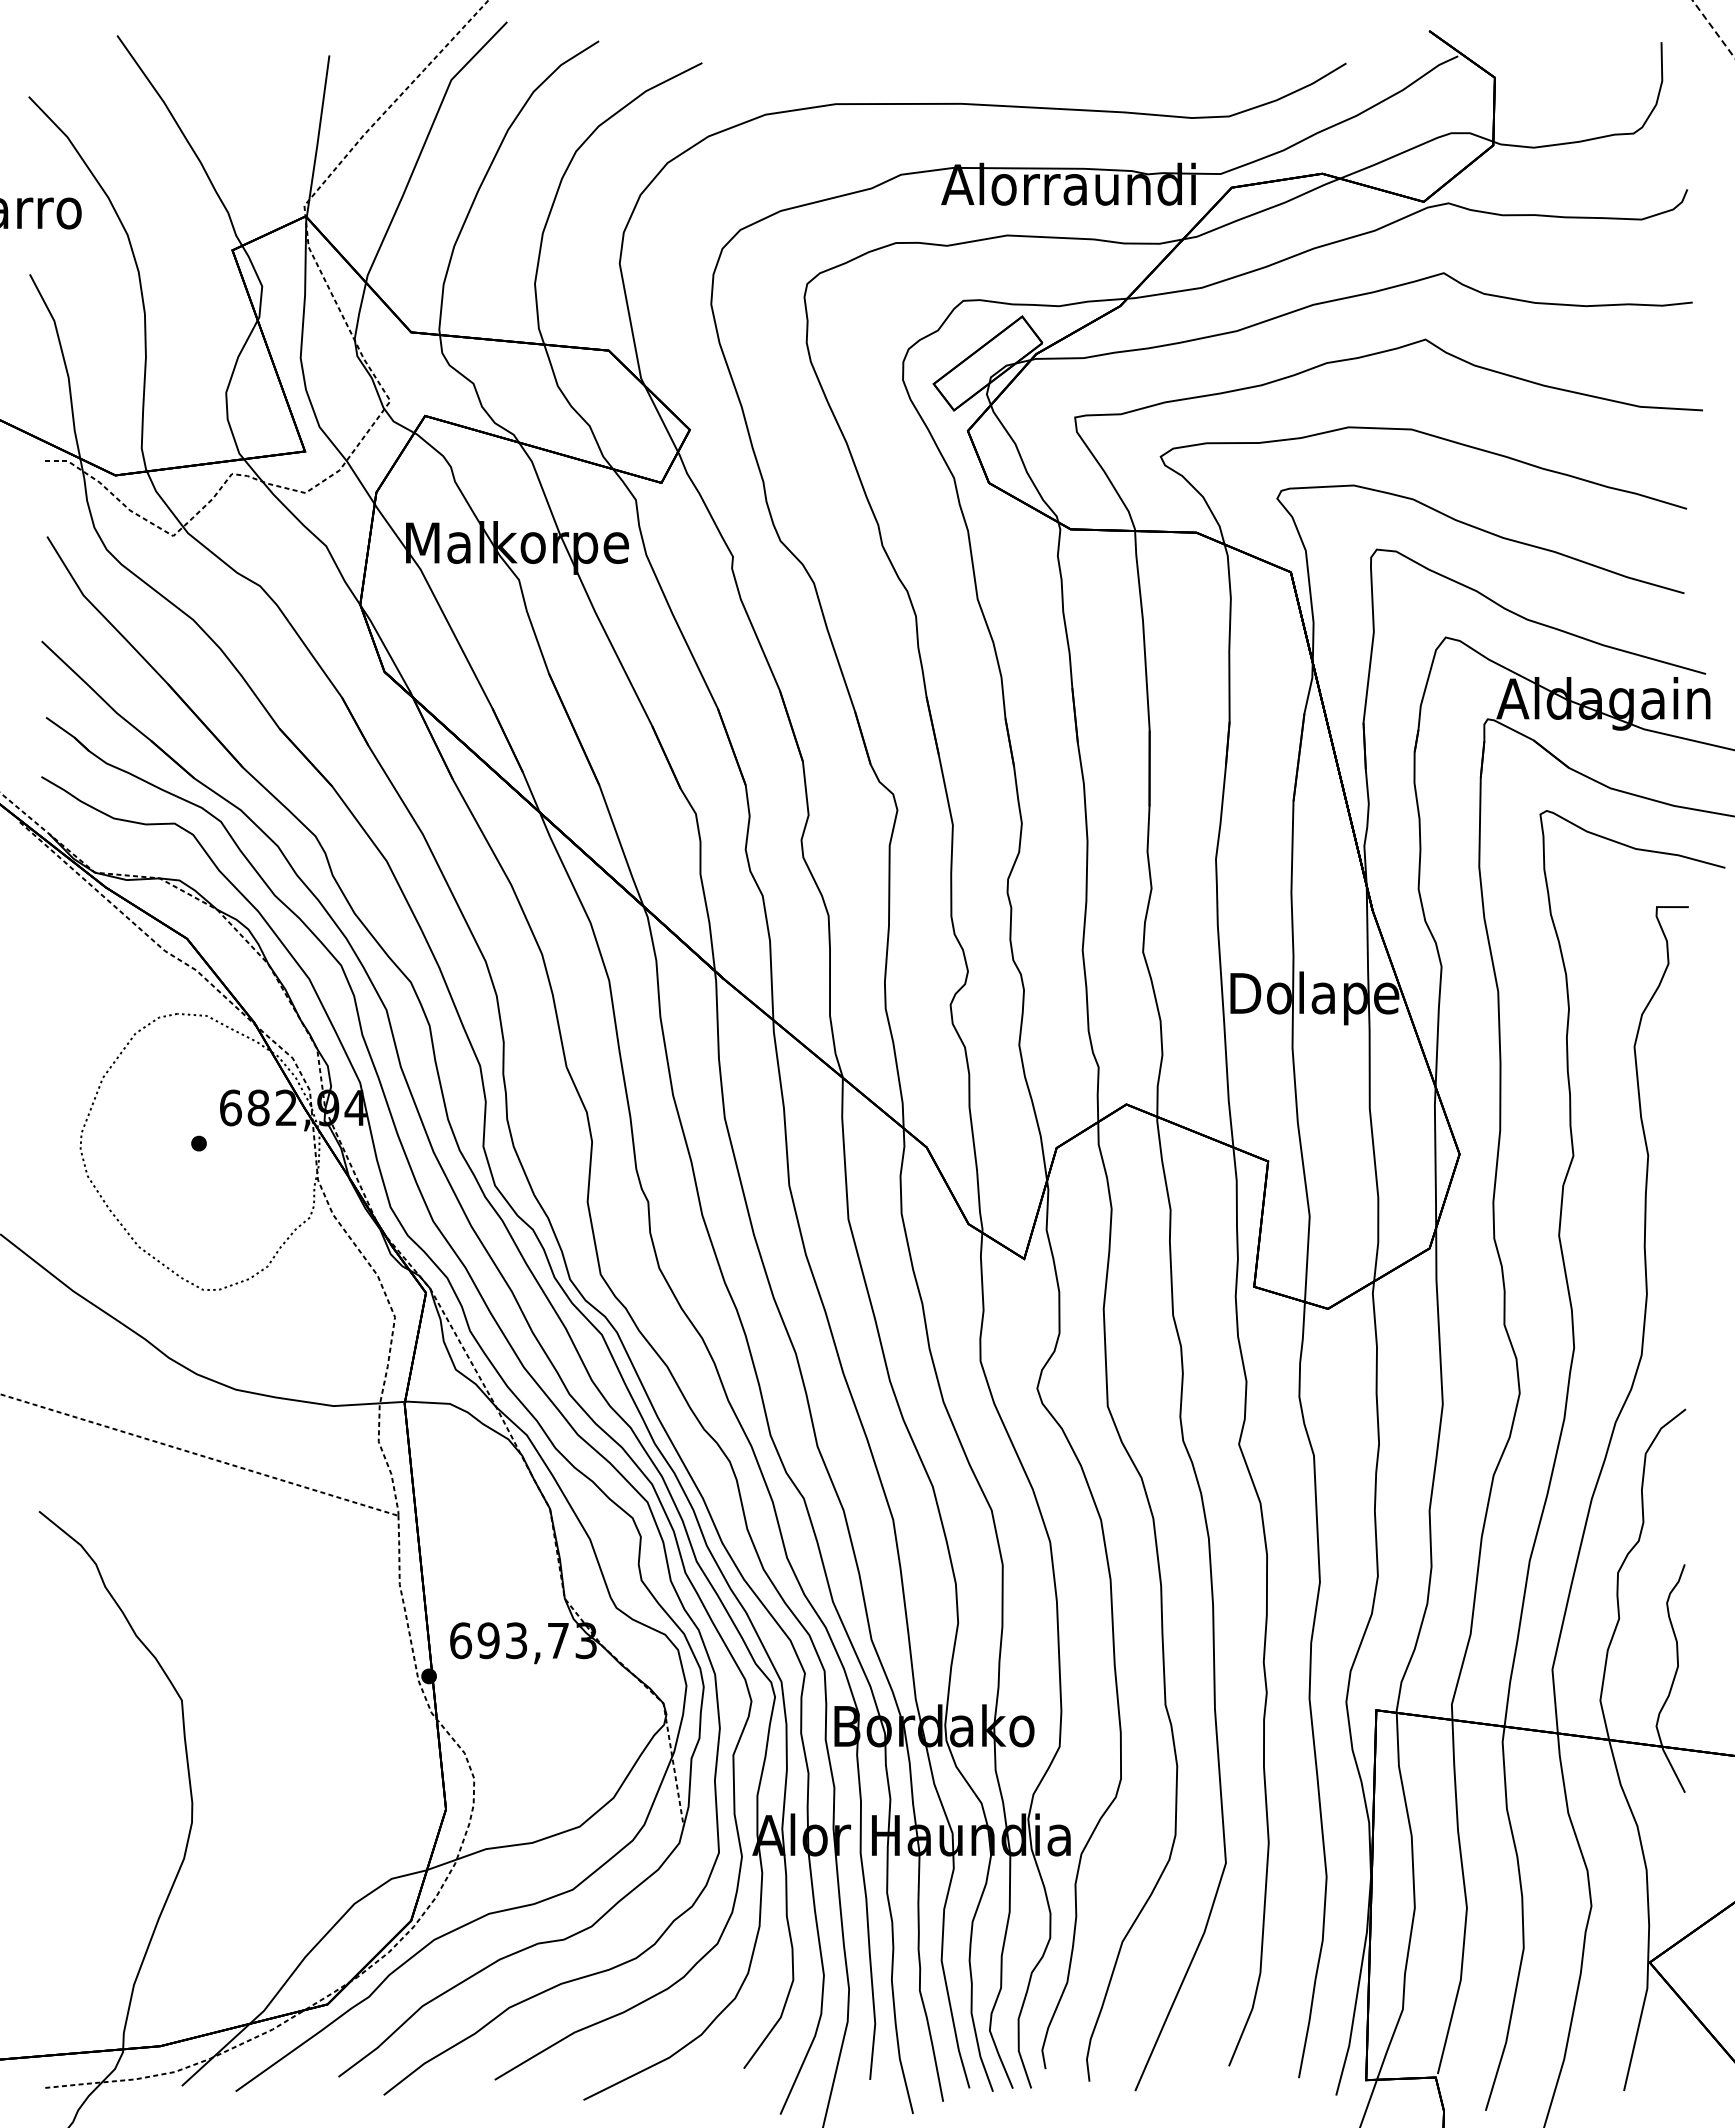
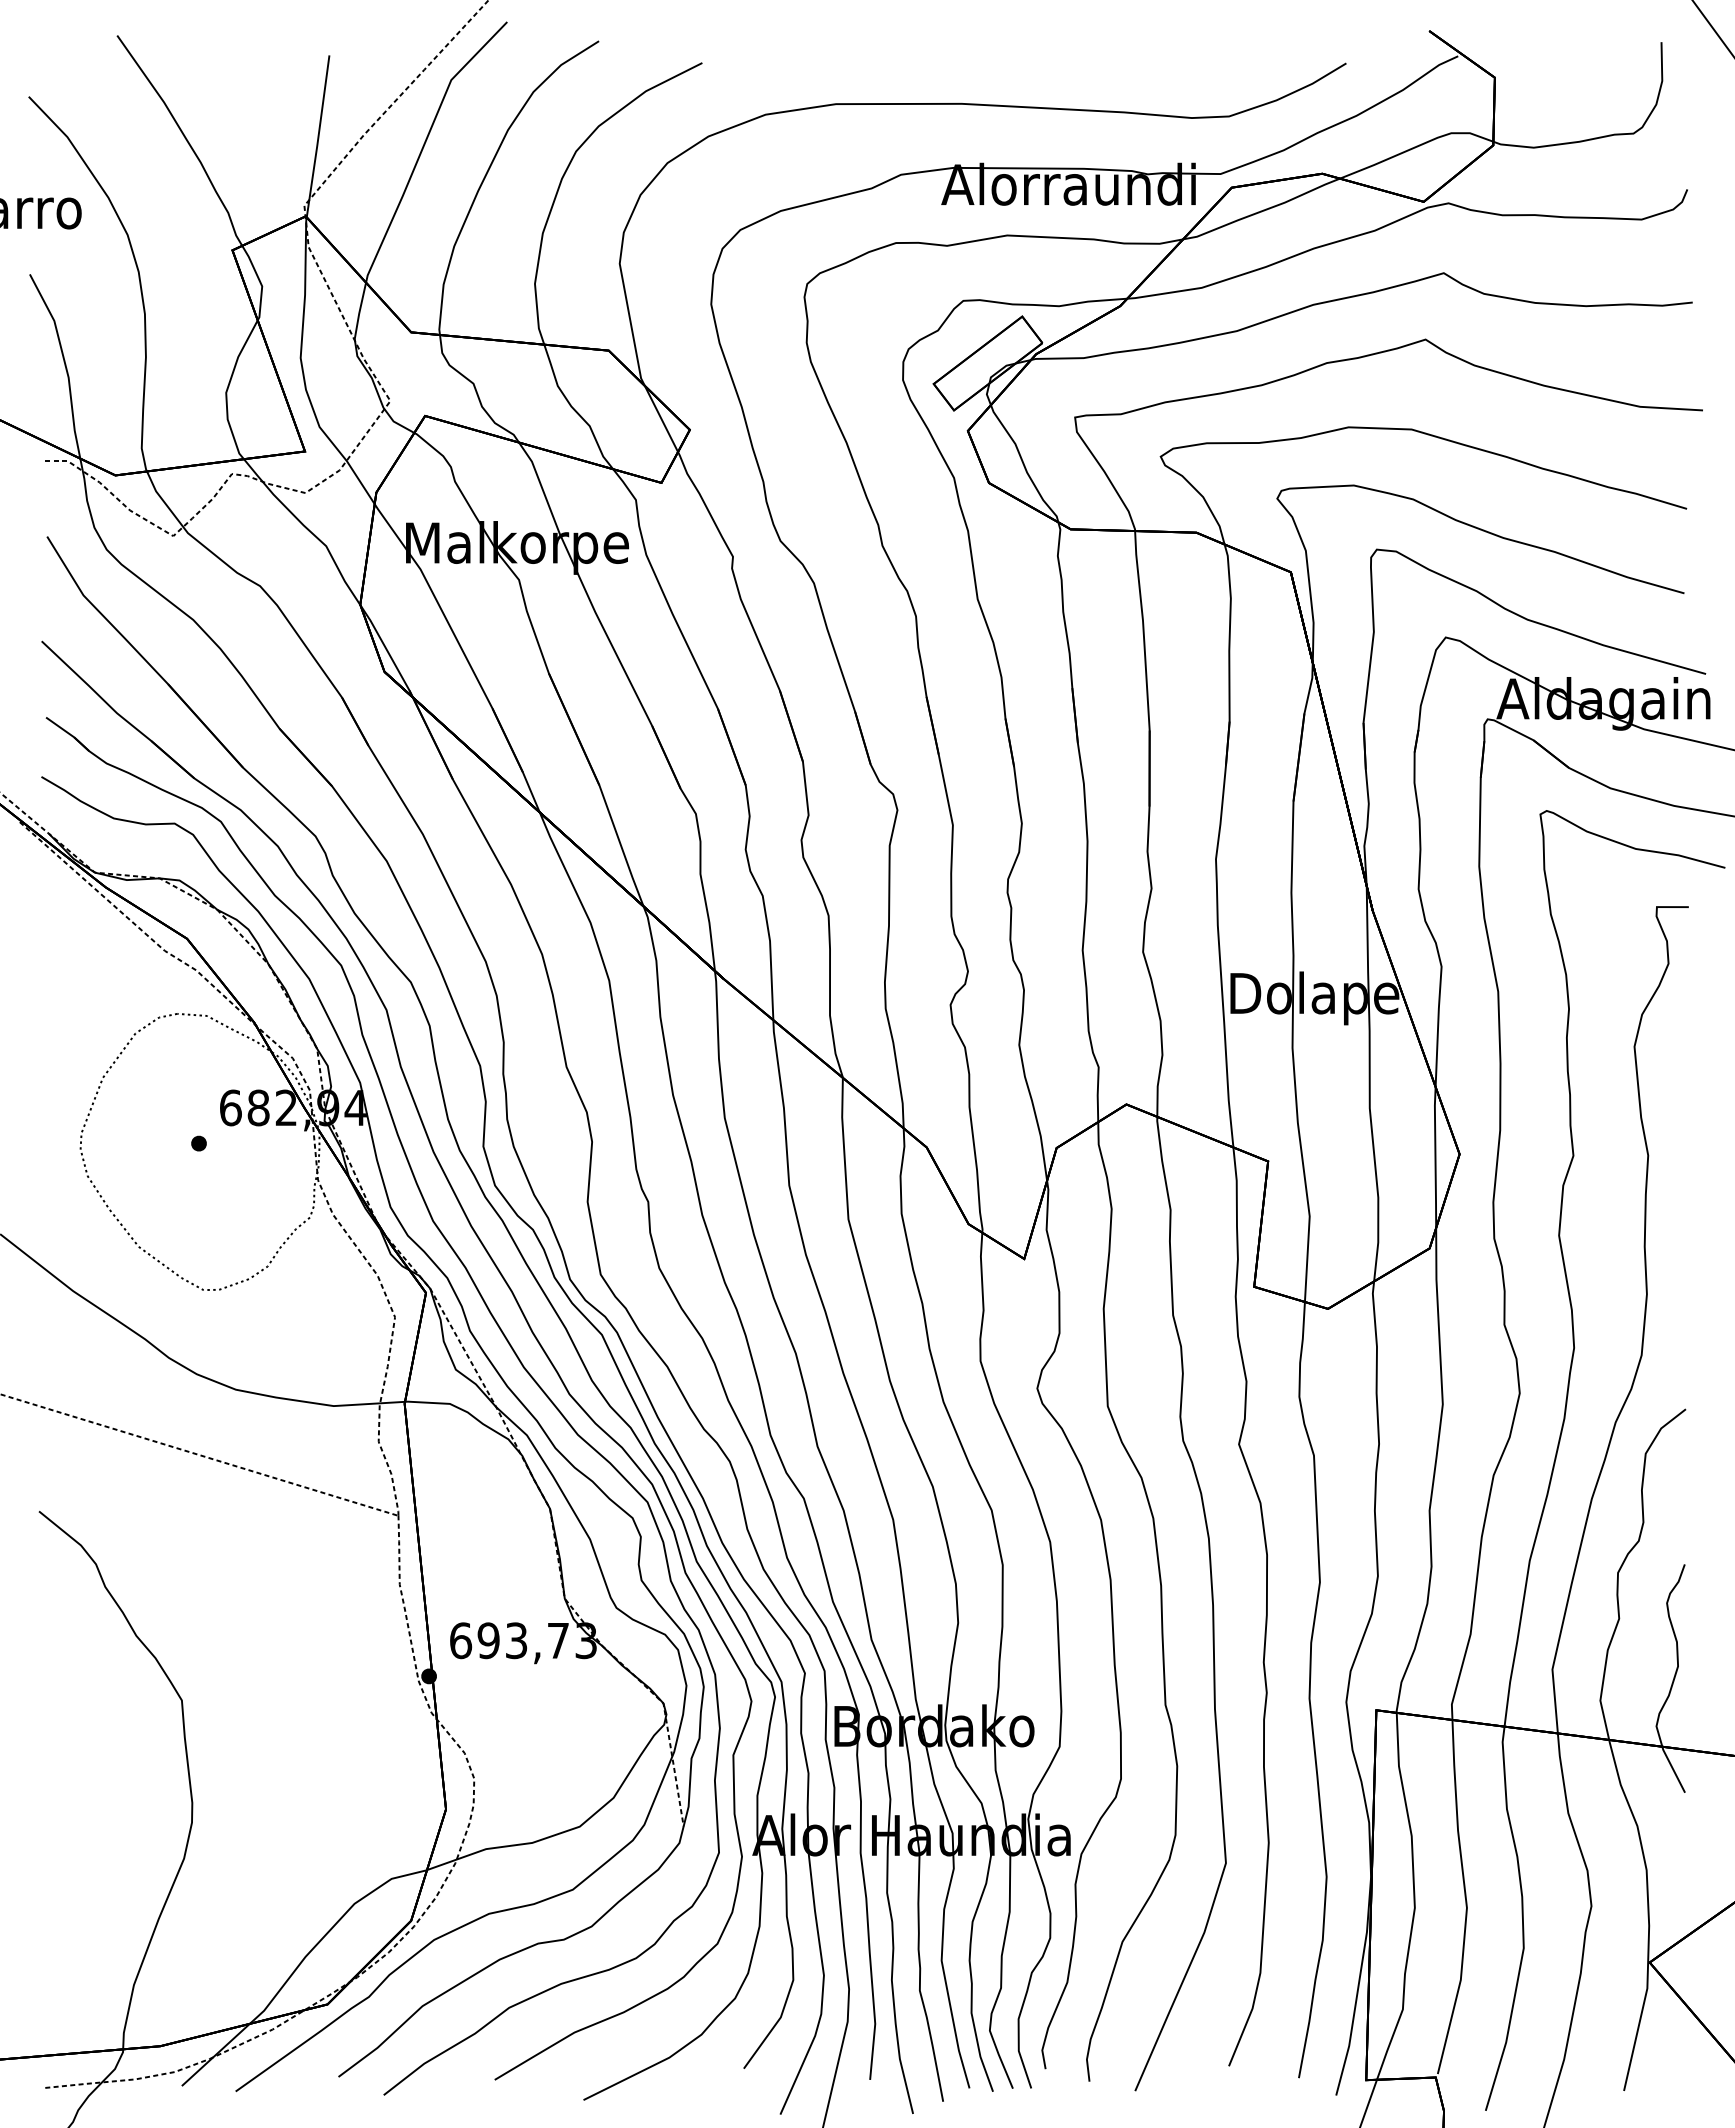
line: dashed -> solid (1713, 29)
